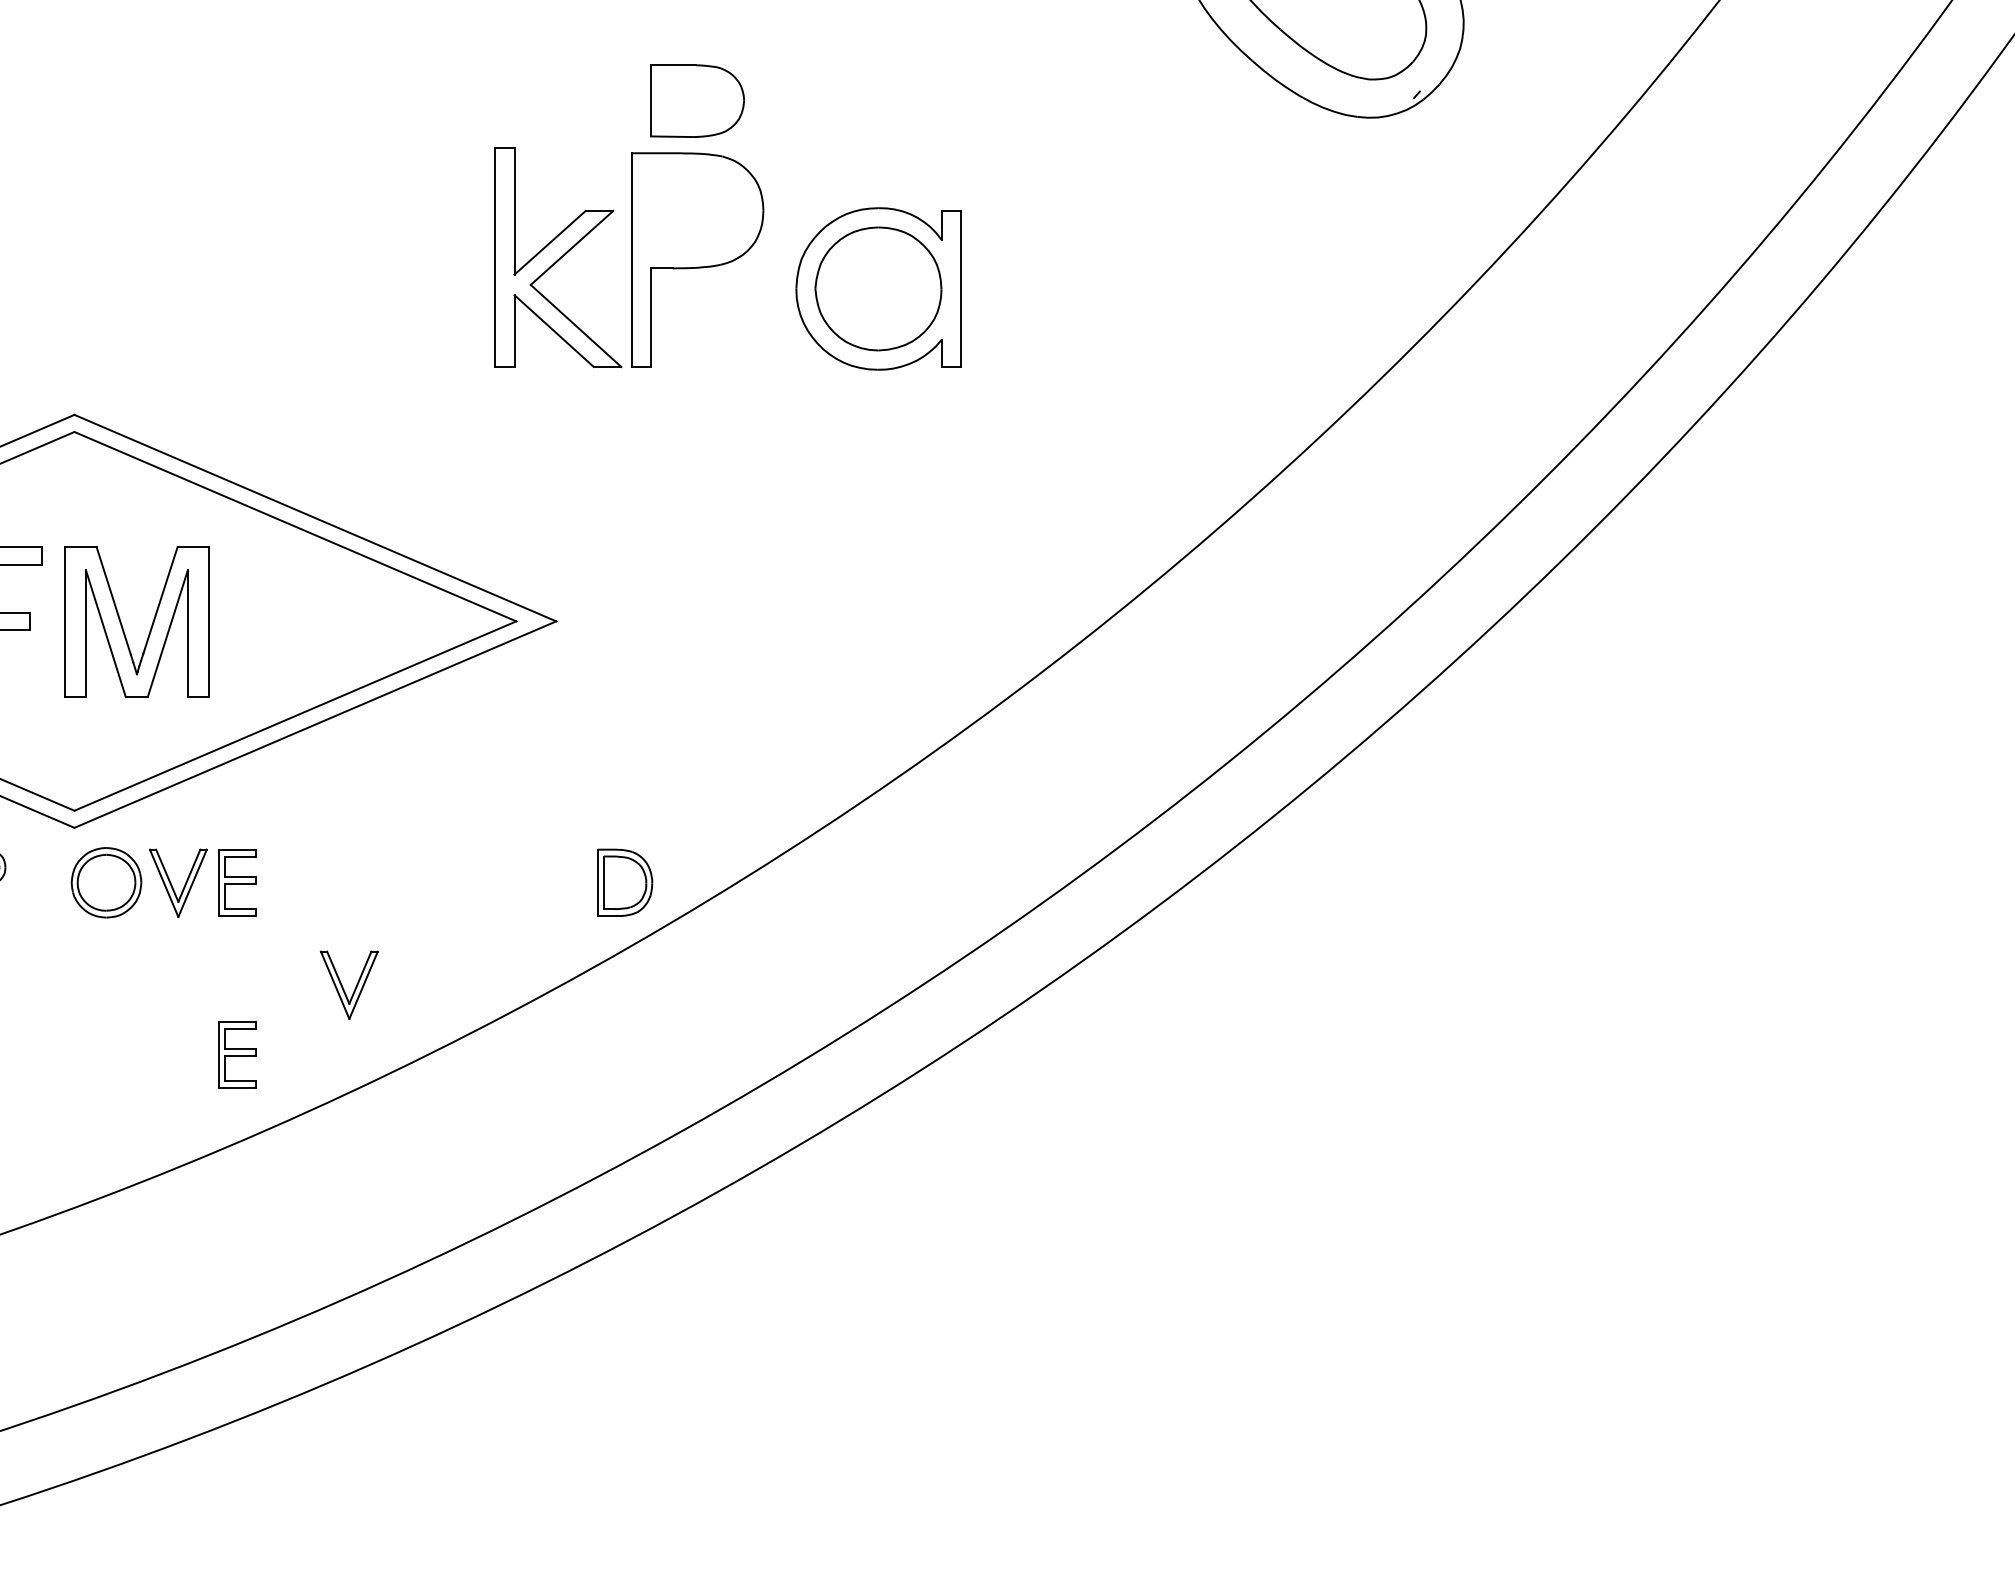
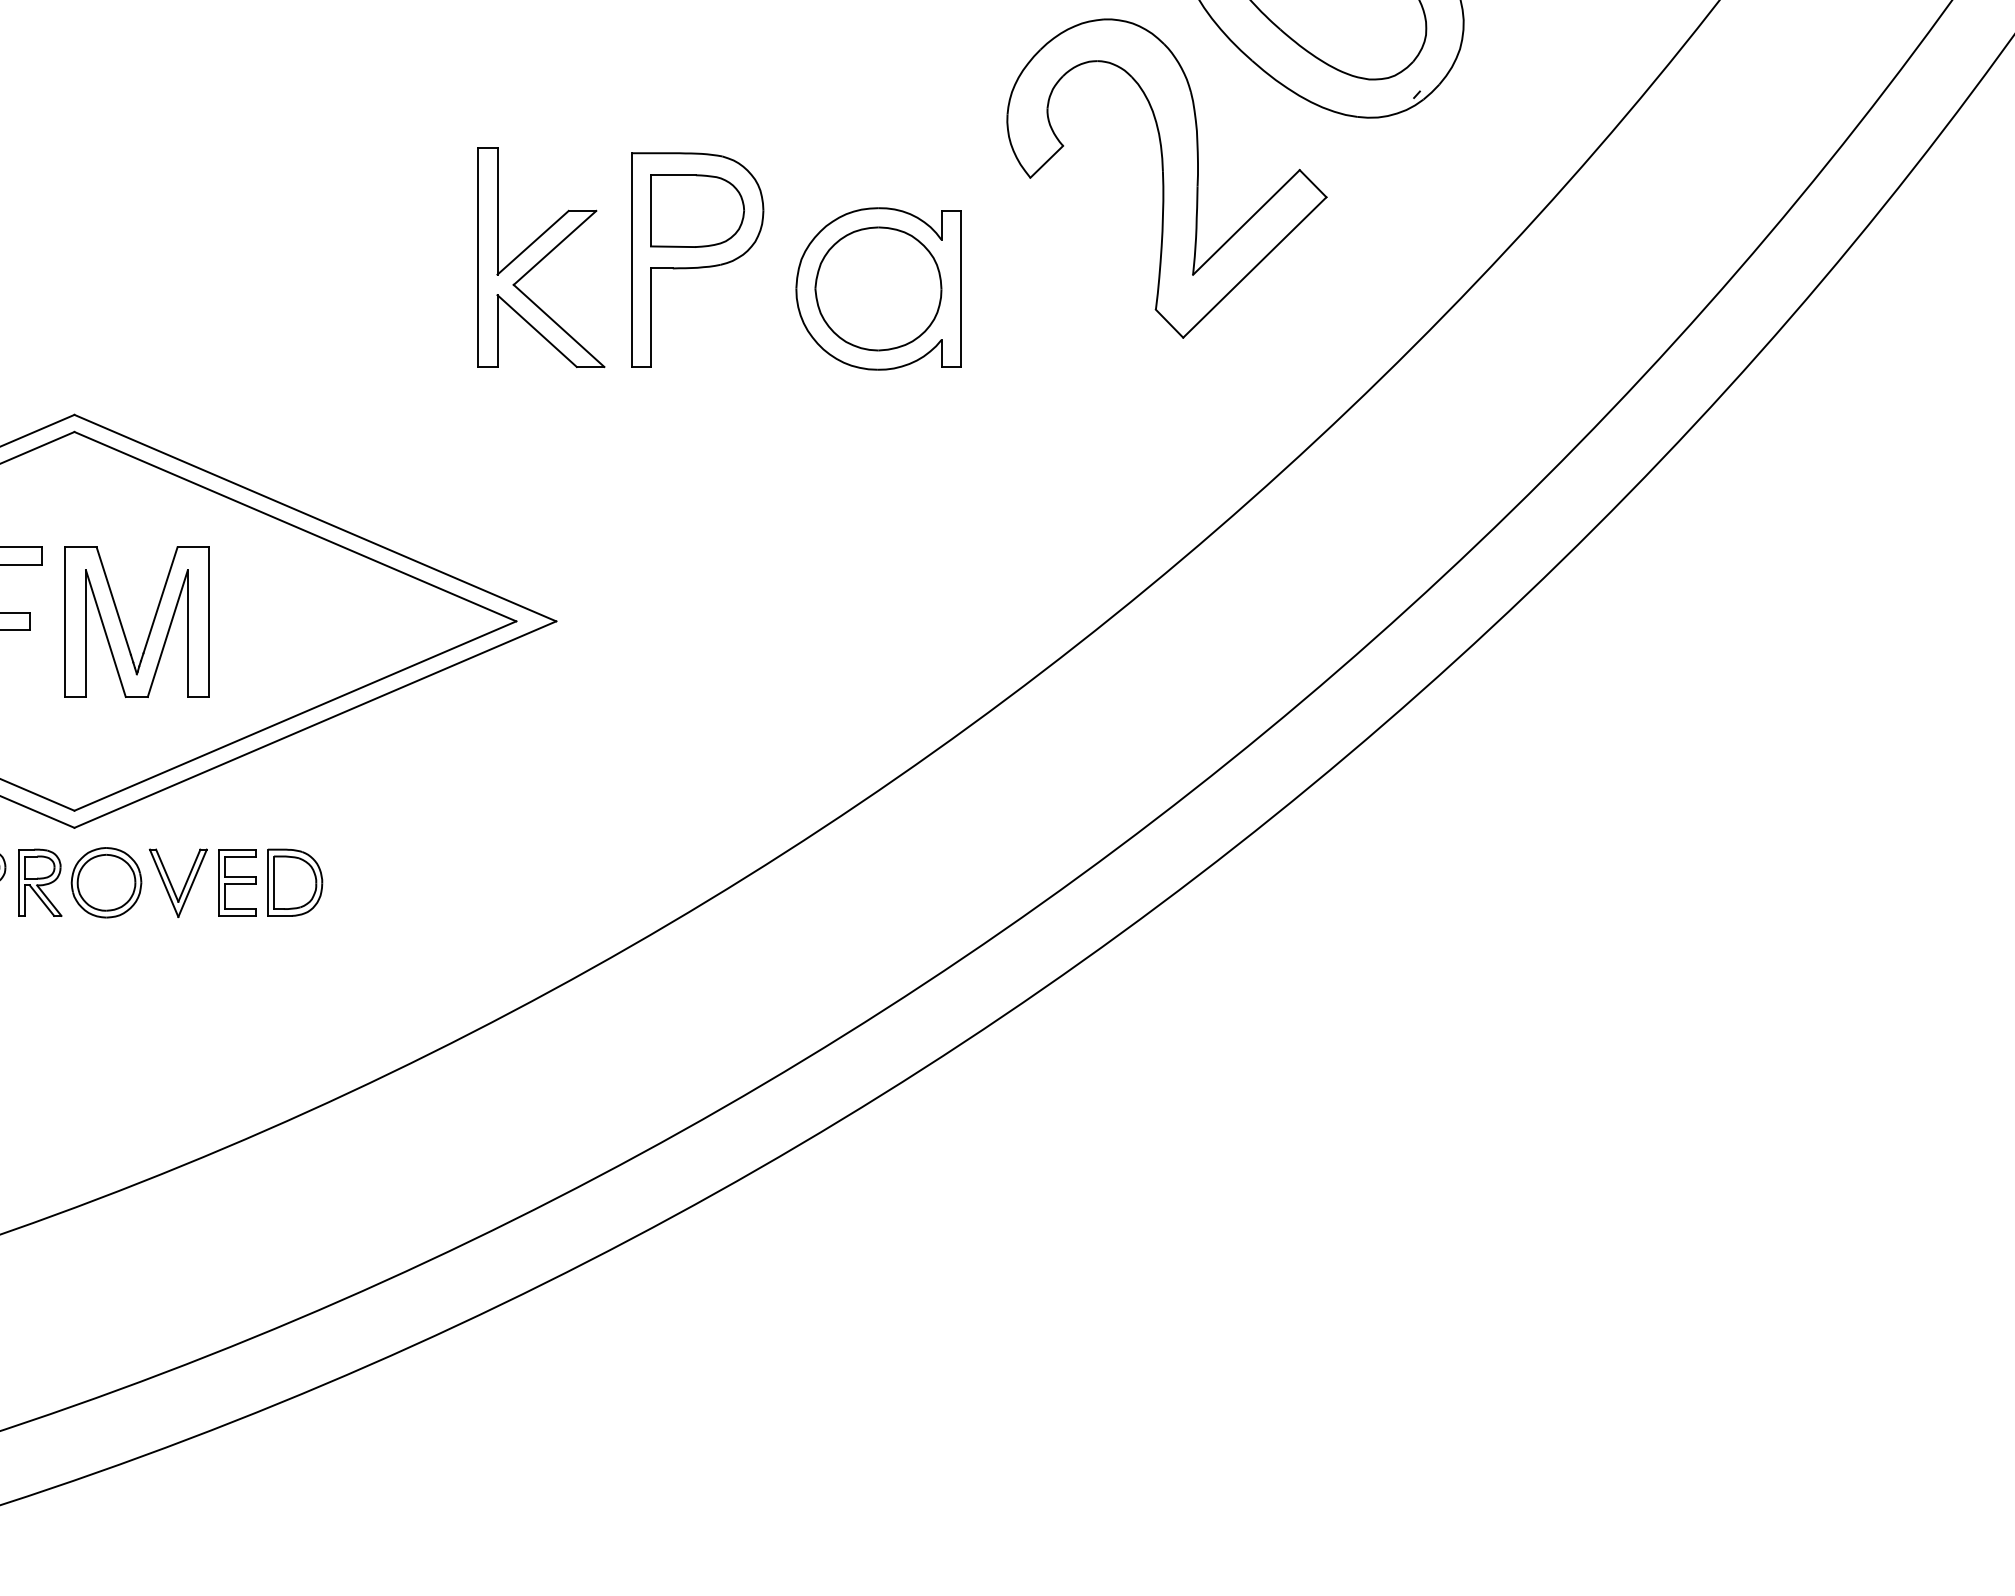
part position: (697, 100) -> (697, 210) (697, 210)
part: none -> present (1166, 178)
part position: (558, 257) -> (541, 257) (541, 257)
part: none -> present (40, 882)
part position: (625, 882) -> (295, 882) (295, 882)
part: present -> none (348, 985)
part: present -> none (237, 1054)
